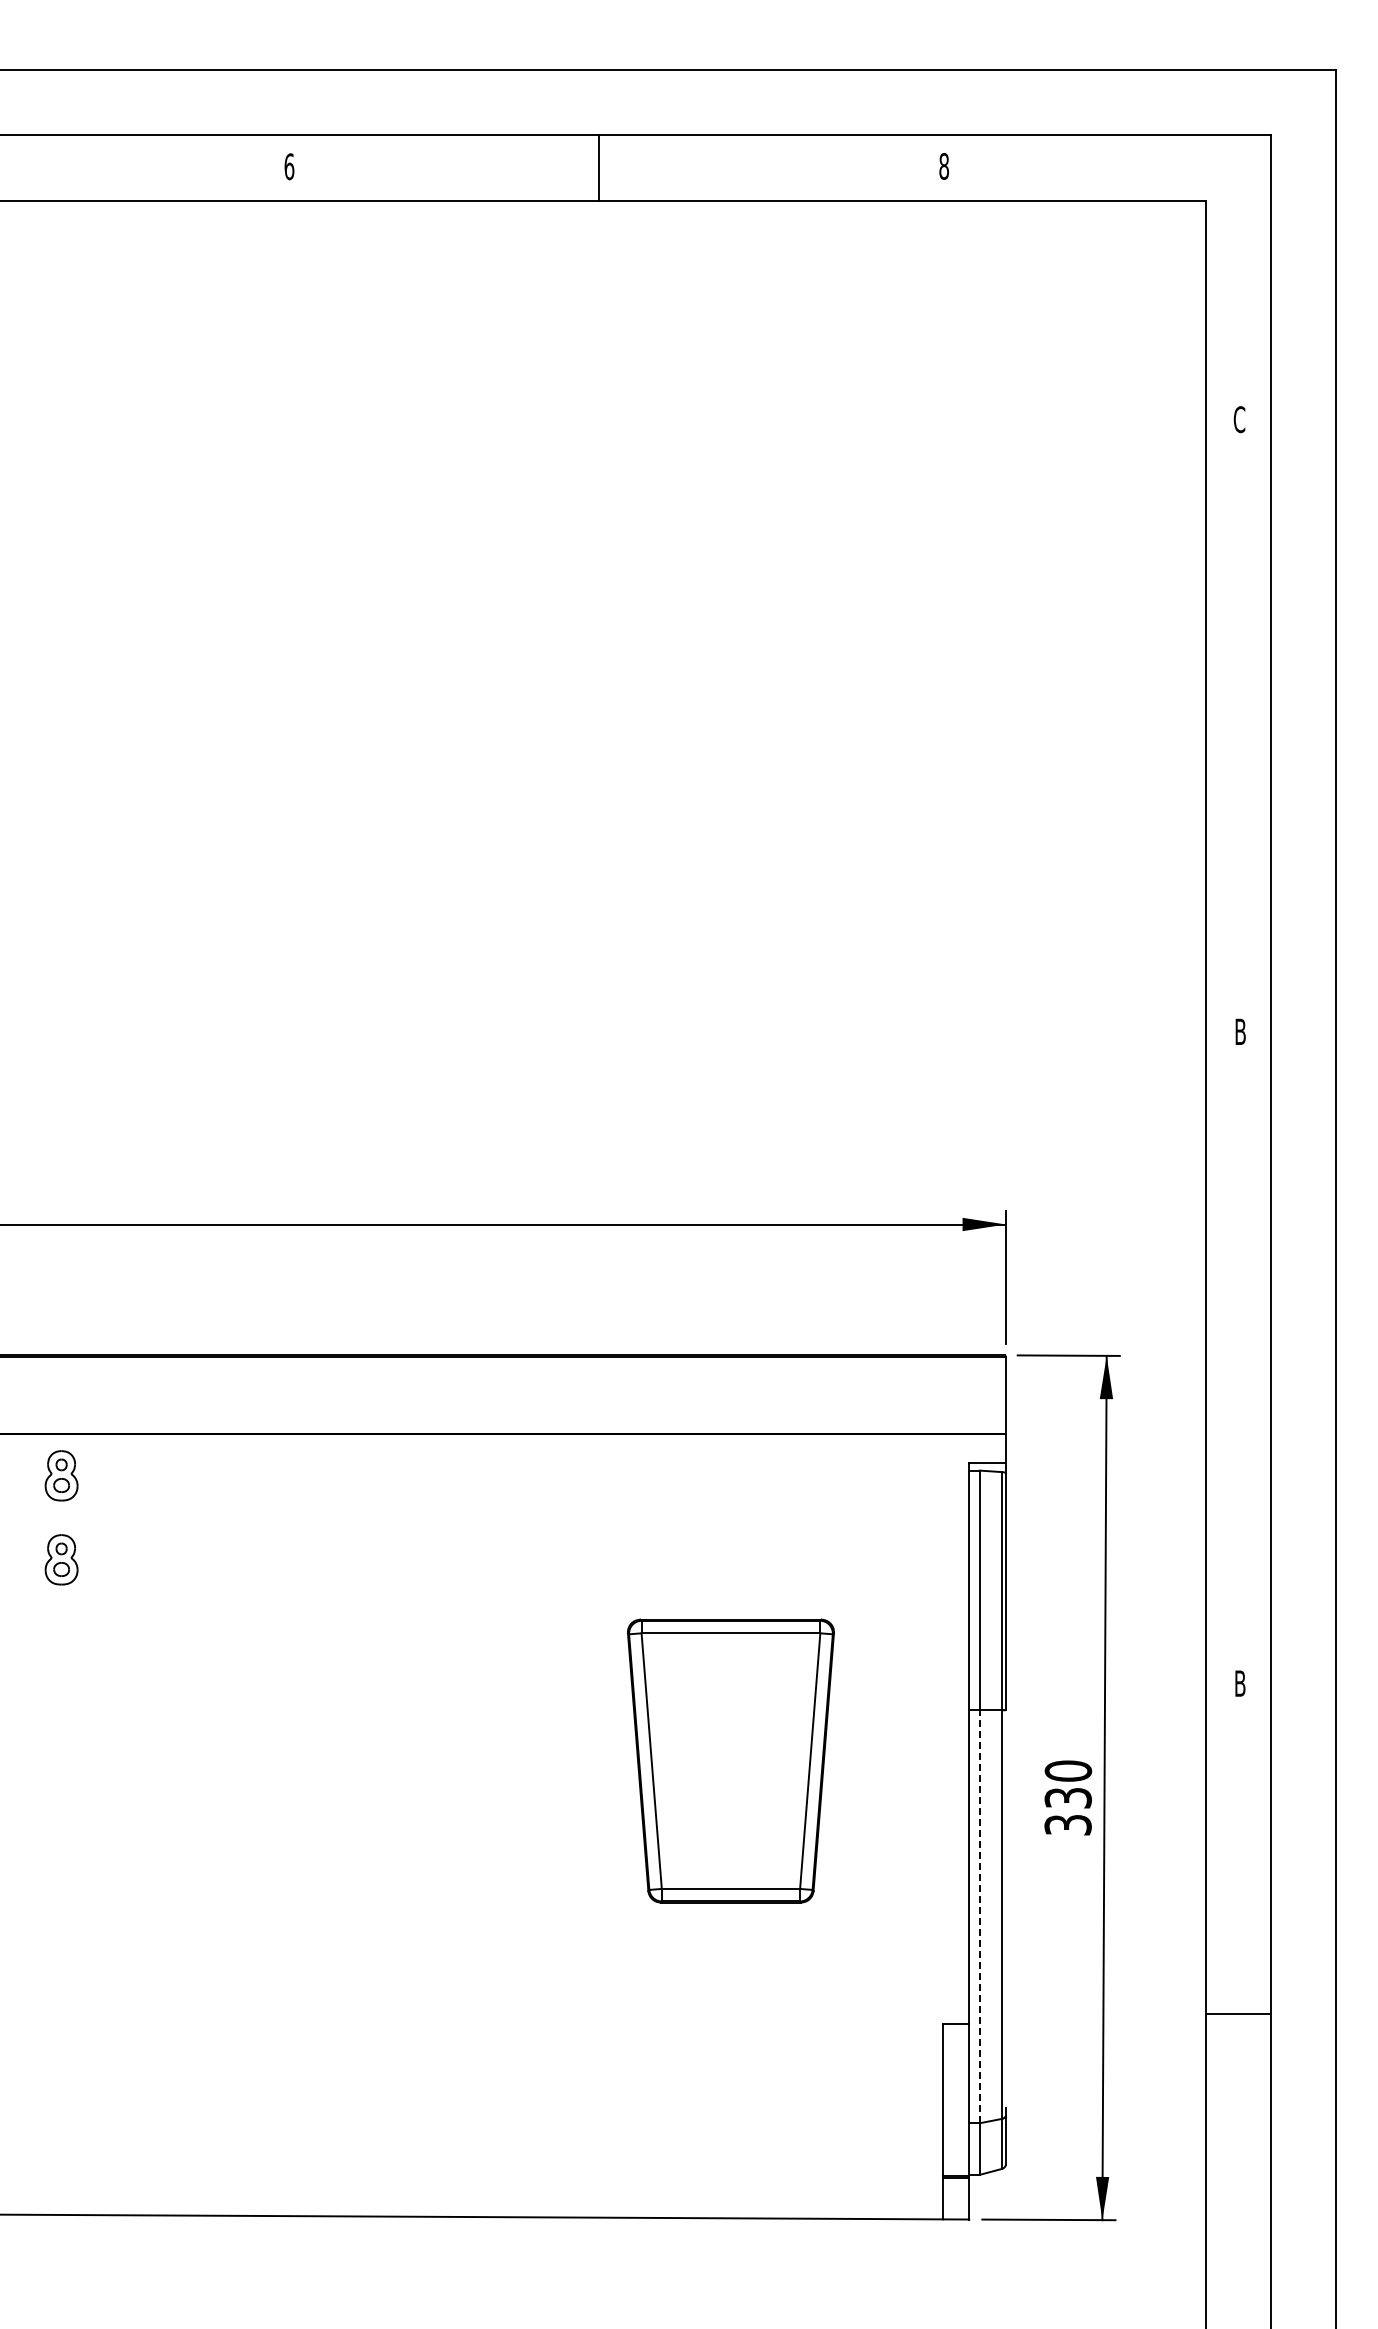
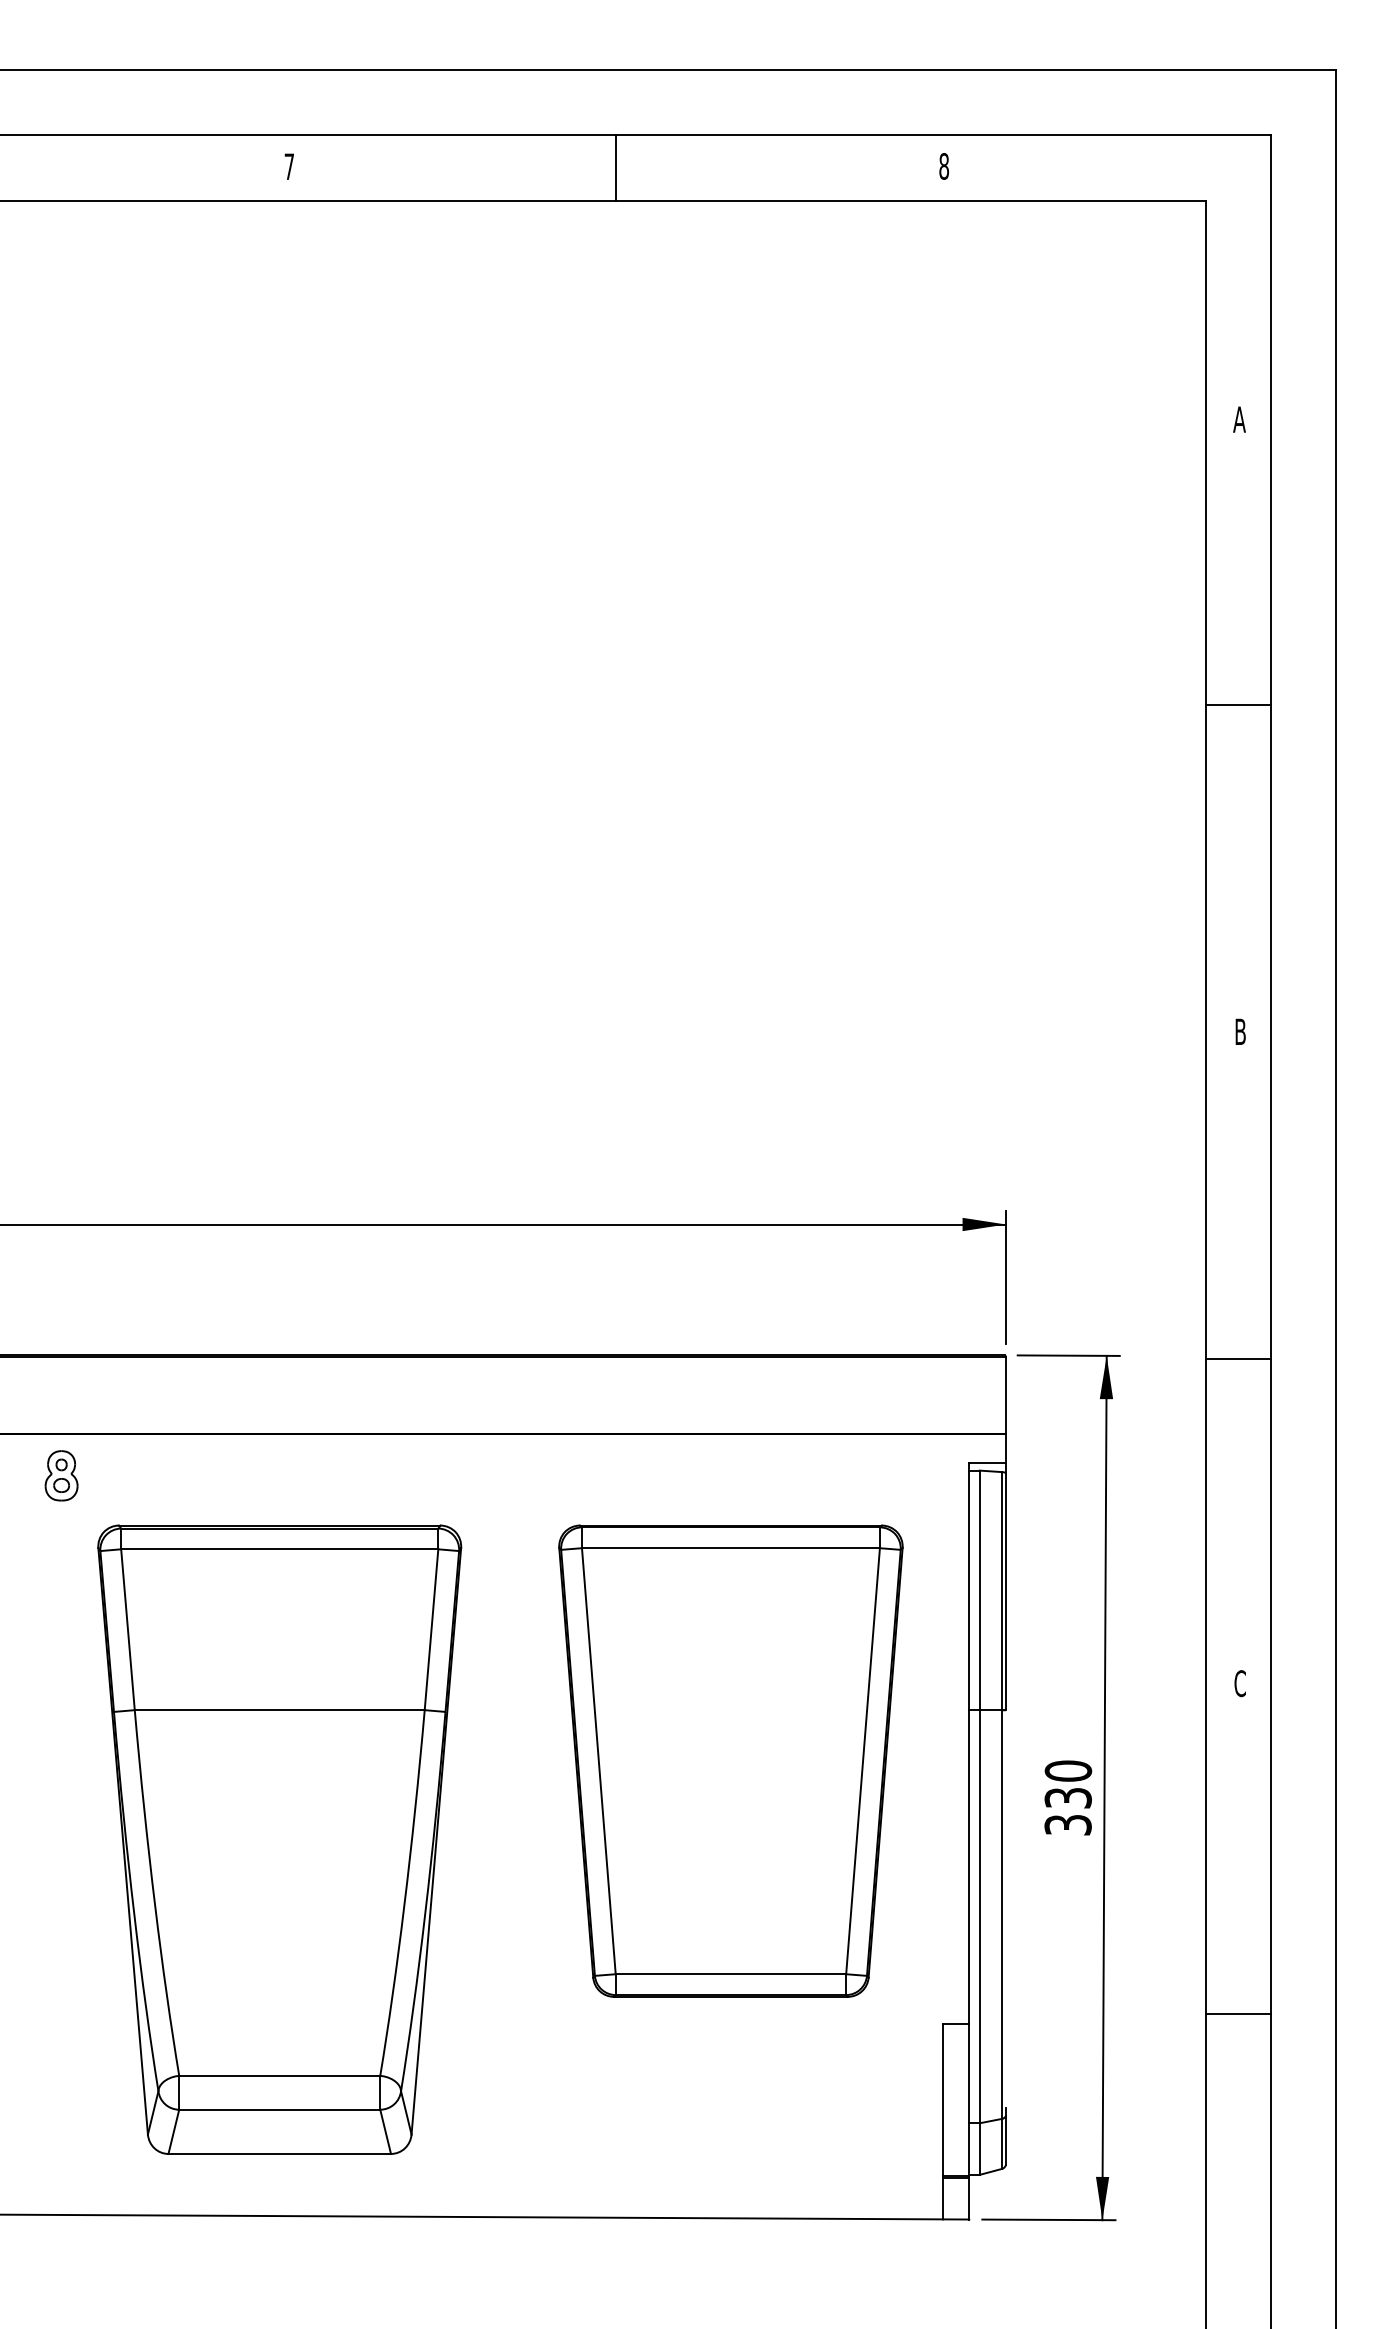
text: 6 -> 7 (289, 166)
line position: (599, 167) -> (616, 167) (616, 167)
text: C -> A (1239, 419)
line: none -> present (1238, 704)
line: none -> present (1238, 1359)
part: present -> none (61, 1559)
text: B -> C (1239, 1683)
part size: 209x286 px -> 346x474 px (730, 1760)
part: none -> present (279, 1839)
line: dashed -> solid (979, 1916)
